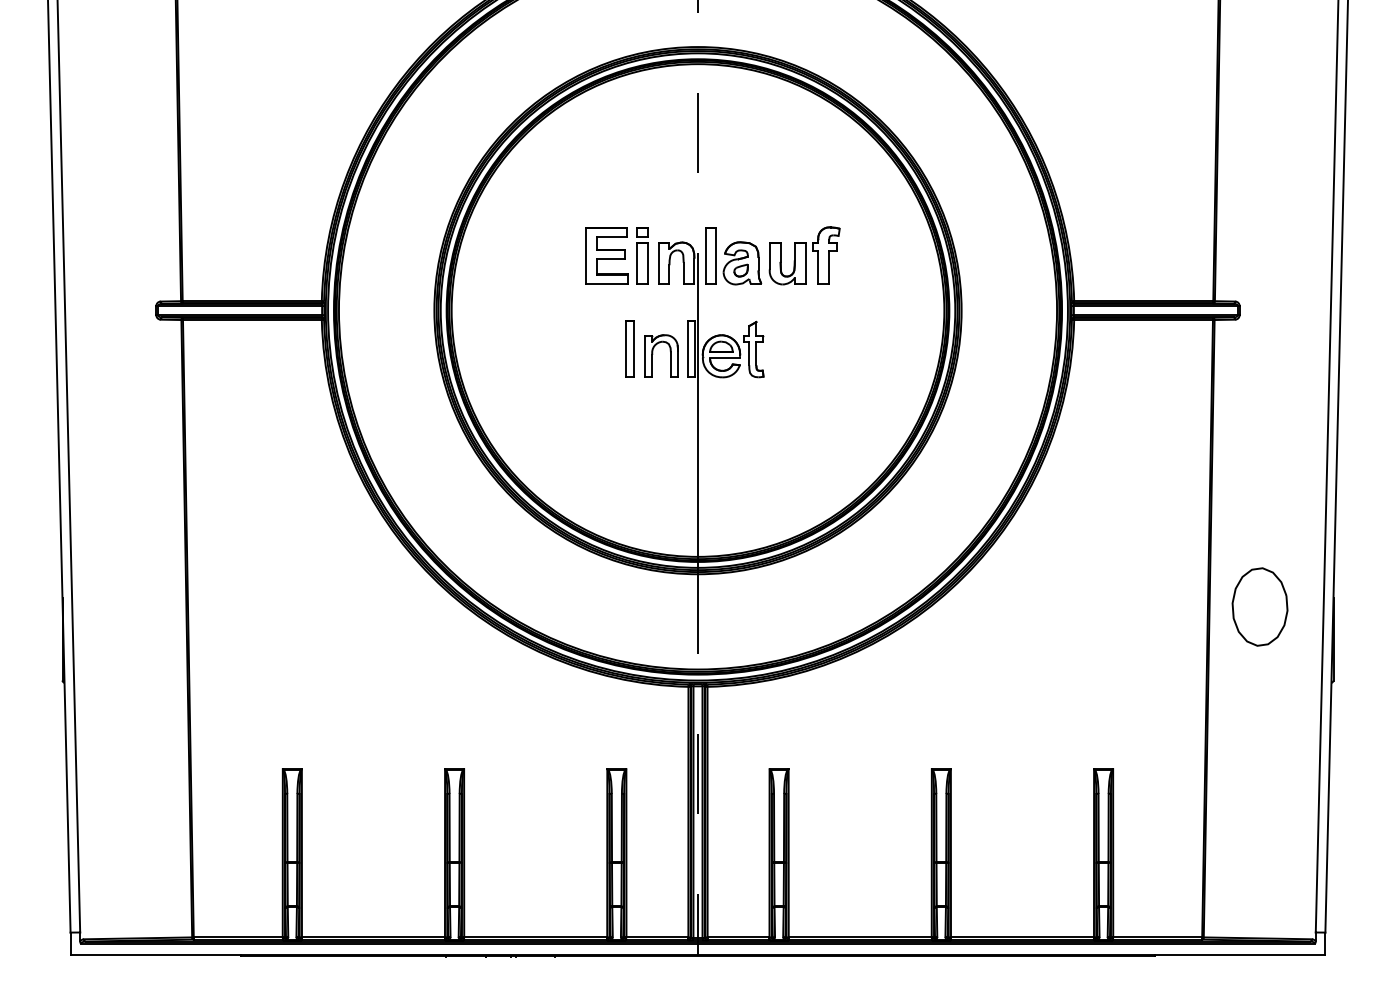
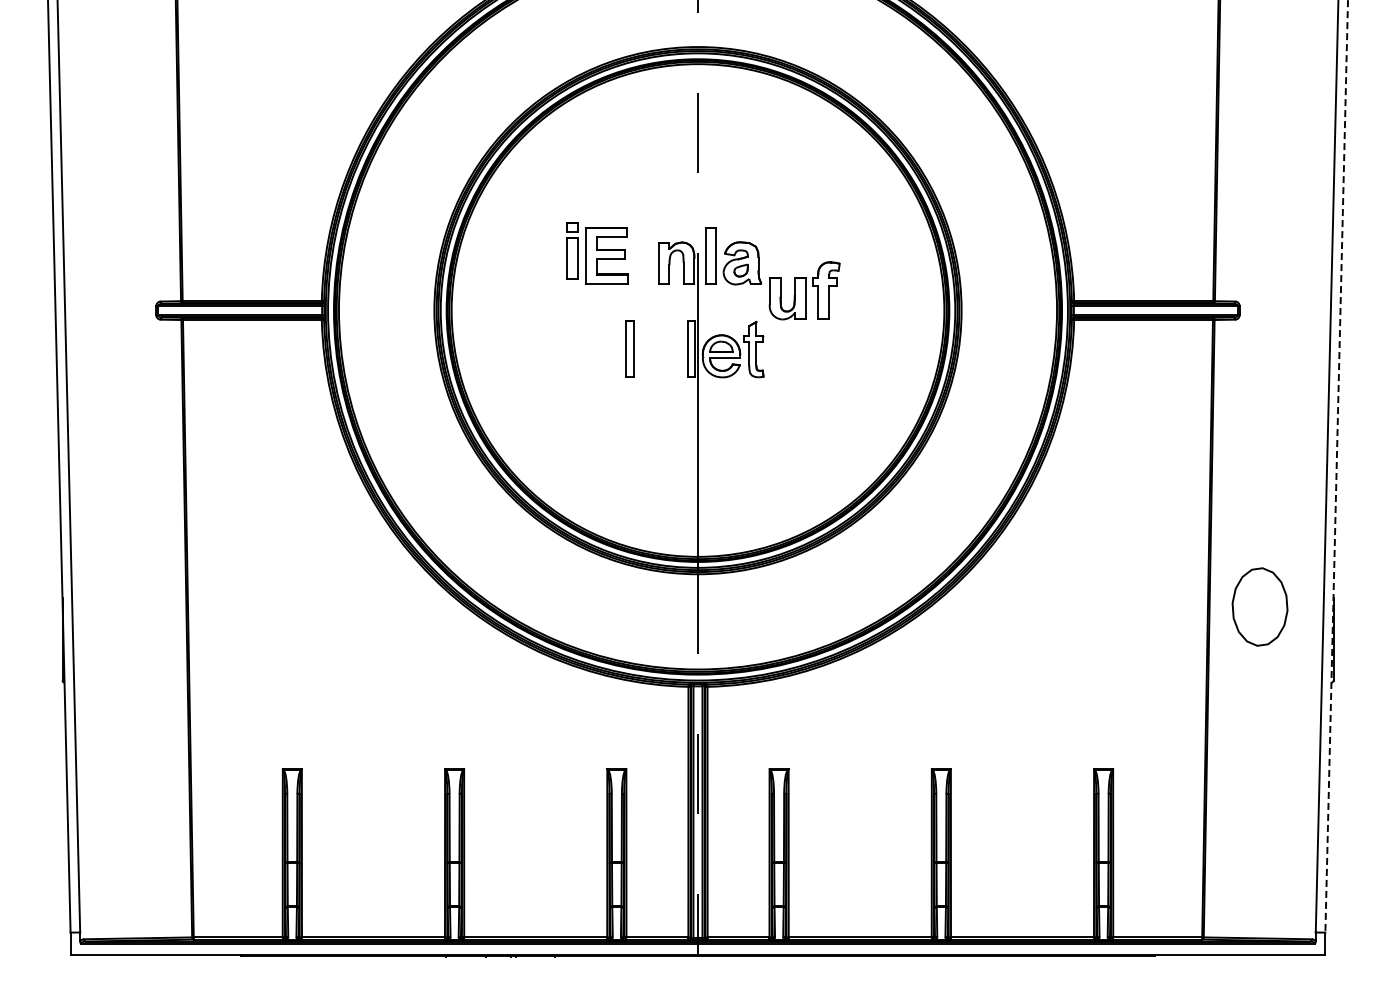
part position: (642, 255) -> (572, 250) (572, 250)
part position: (804, 255) -> (804, 290) (804, 290)
part: present -> none (653, 354)
line: solid -> dashed (1336, 466)
